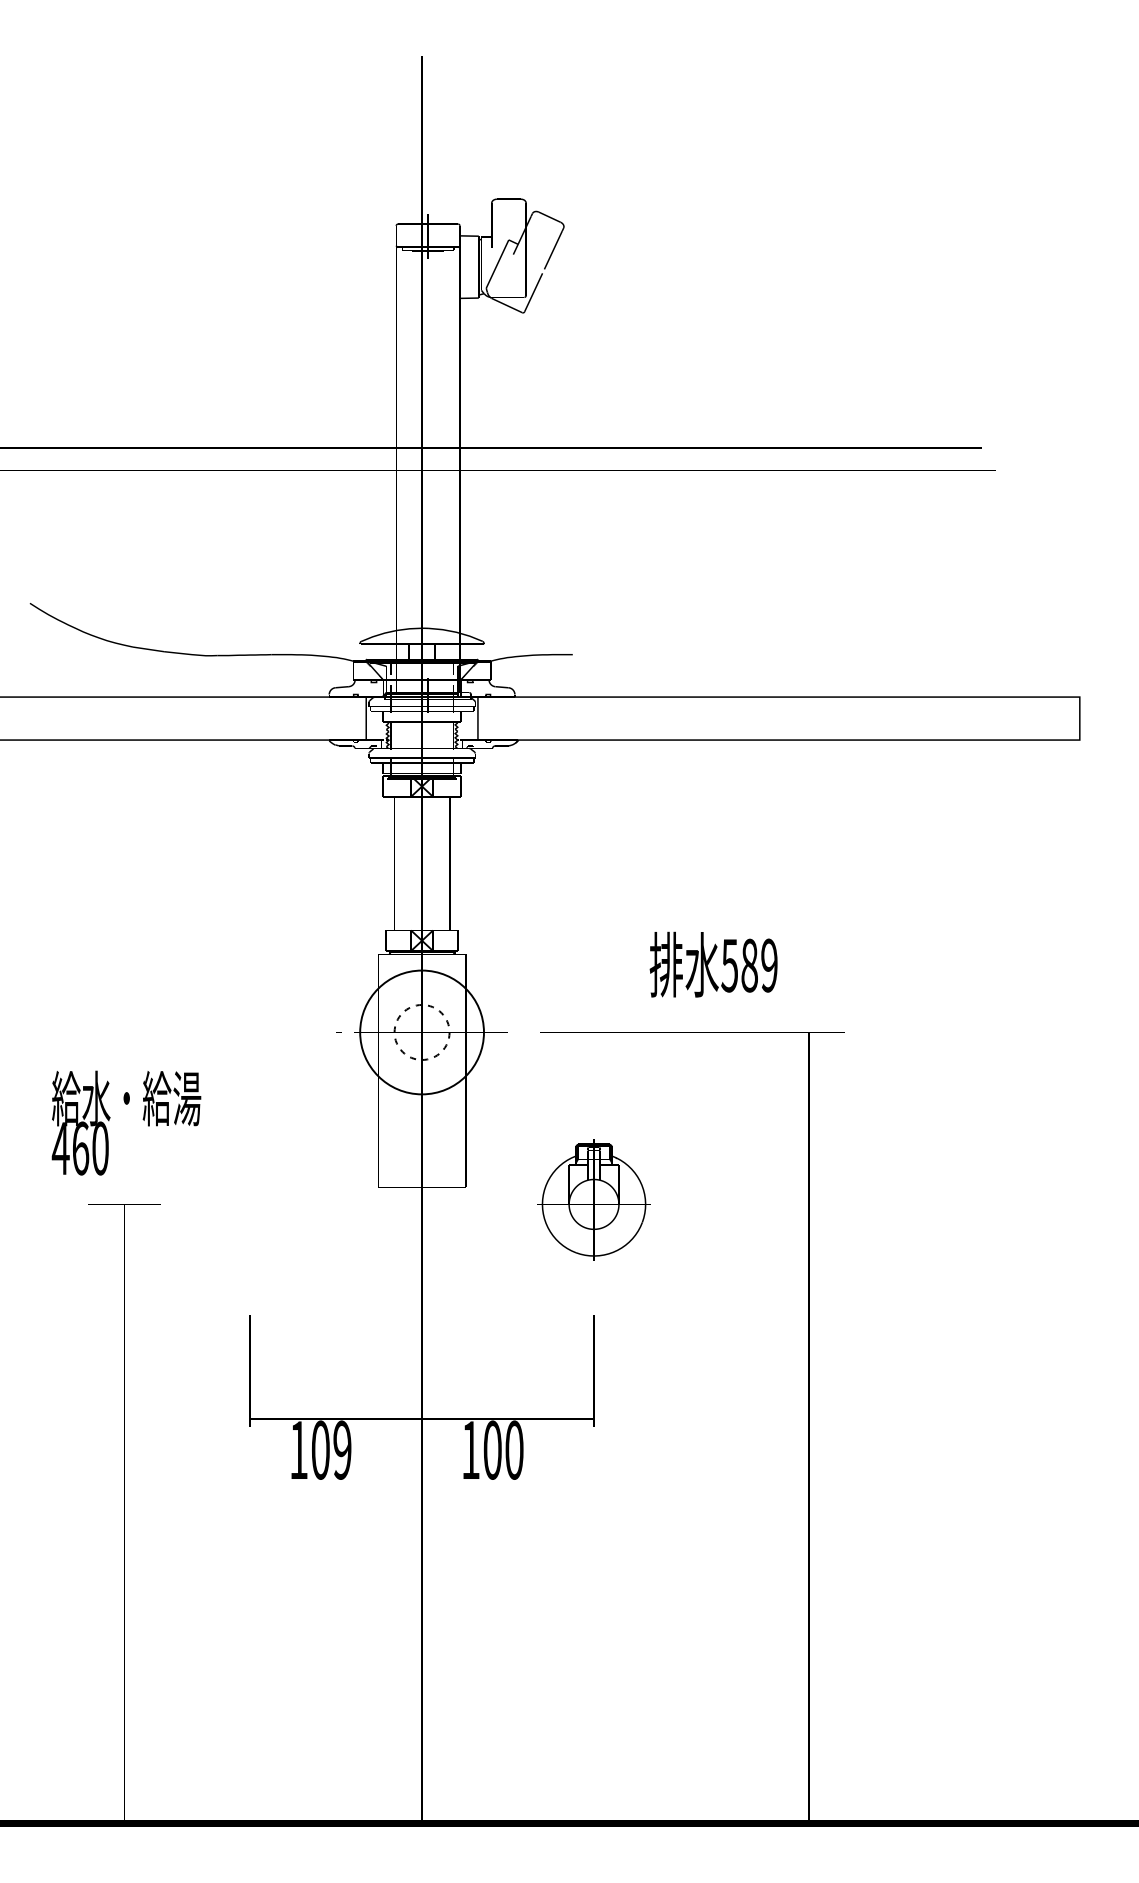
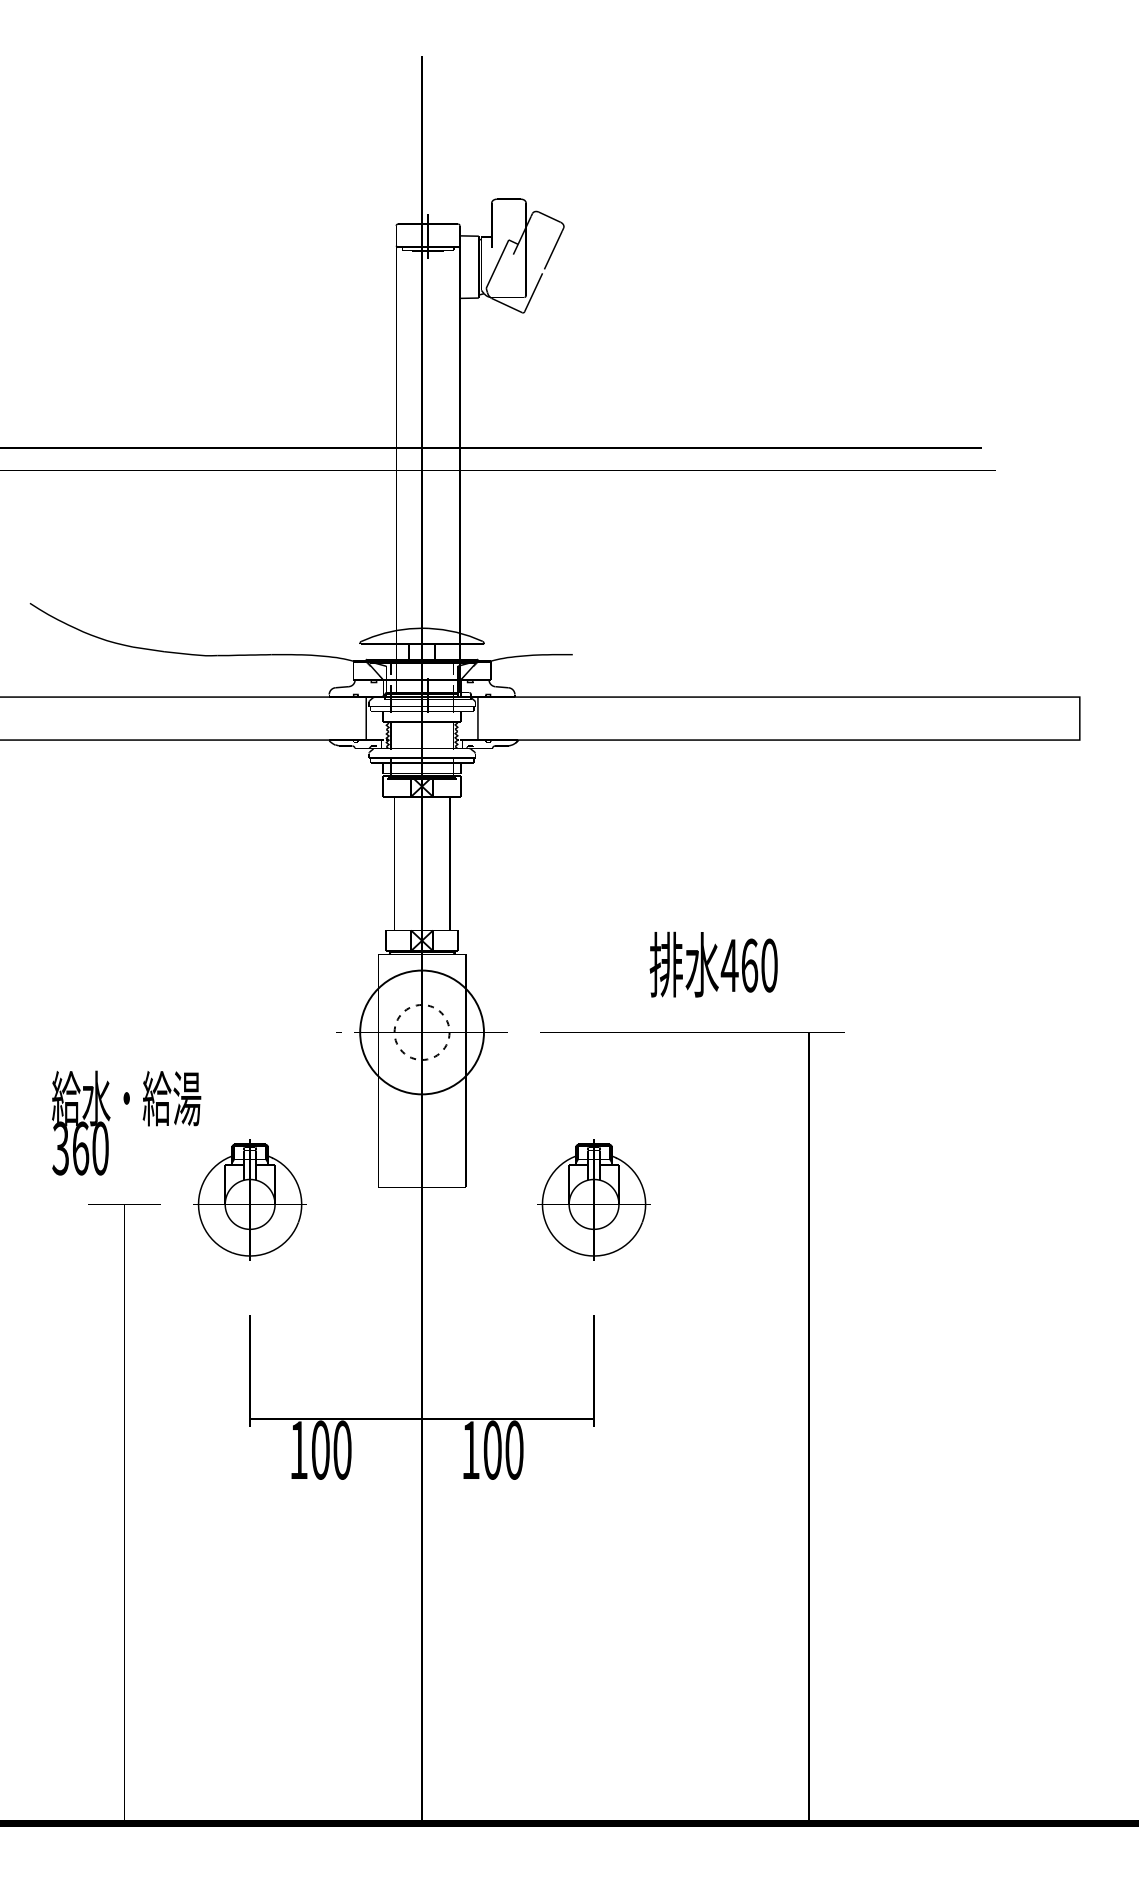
text: 589 -> 460 (748, 965)
text: 460 -> 360 (60, 1148)
part: none -> present (249, 1199)
text: 109 -> 100 (342, 1449)
